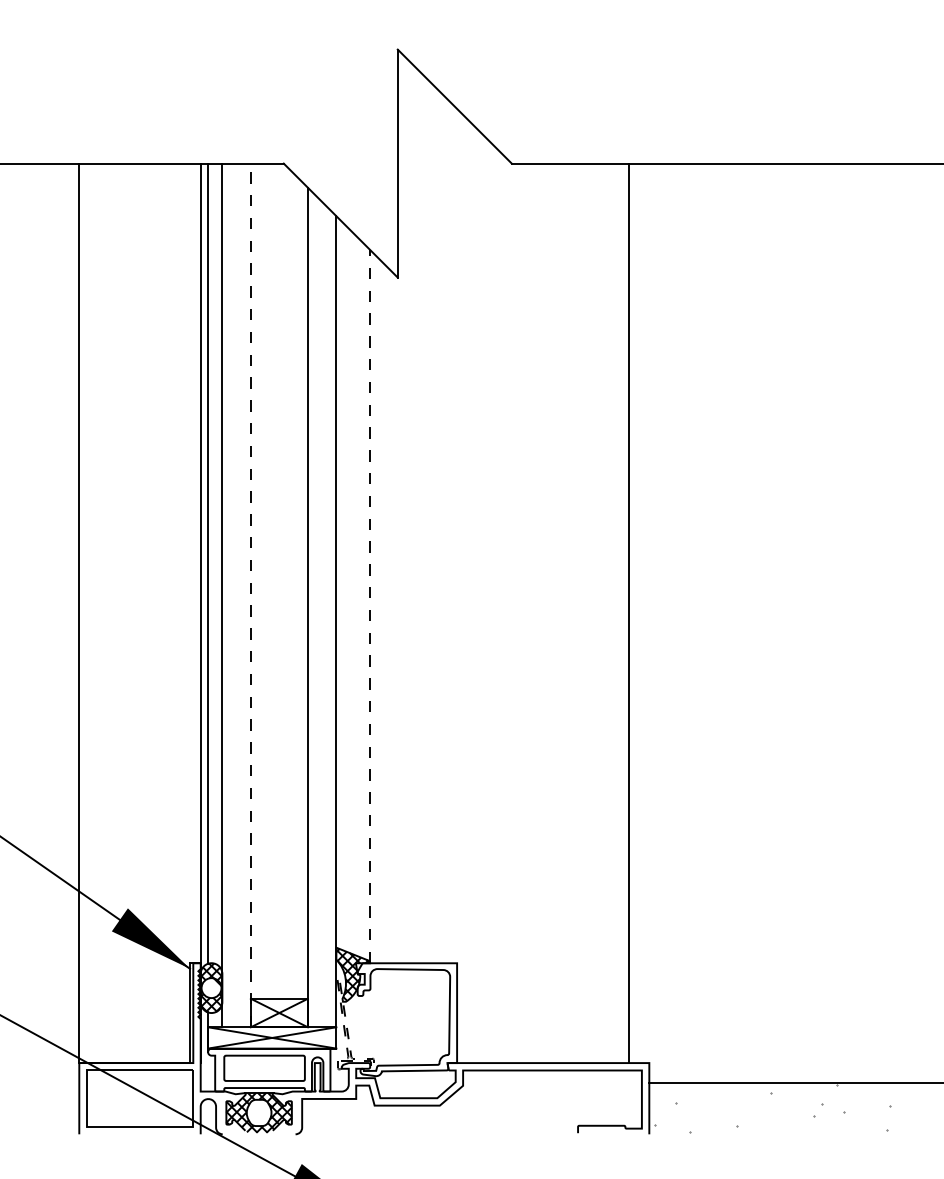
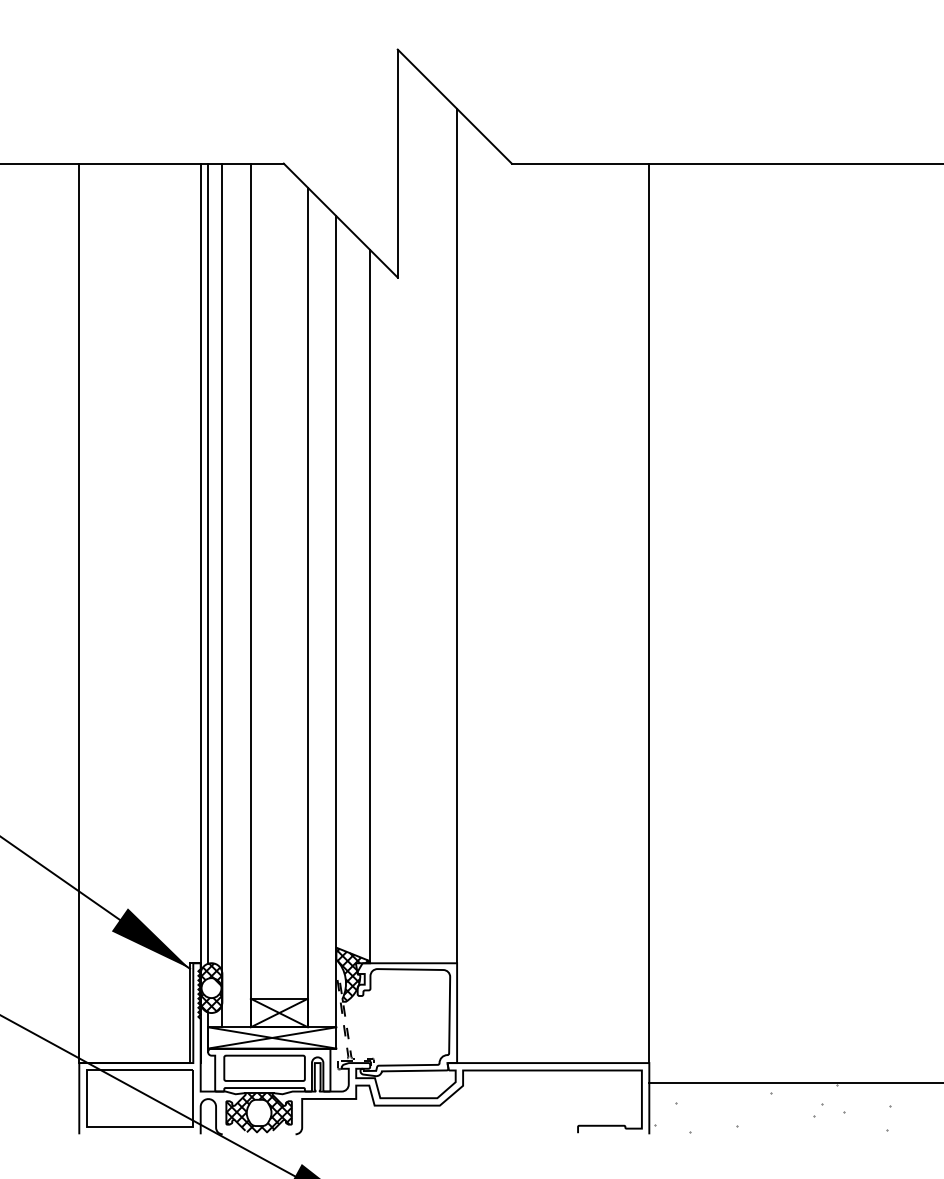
line: none -> present (457, 535)
line: dashed -> solid (250, 595)
line: dashed -> solid (370, 606)
line position: (629, 613) -> (649, 613) (649, 613)
